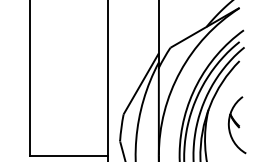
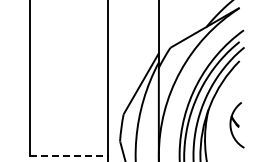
part size: 20x59 px -> 16x47 px (236, 125)
line: solid -> dashed (69, 155)
